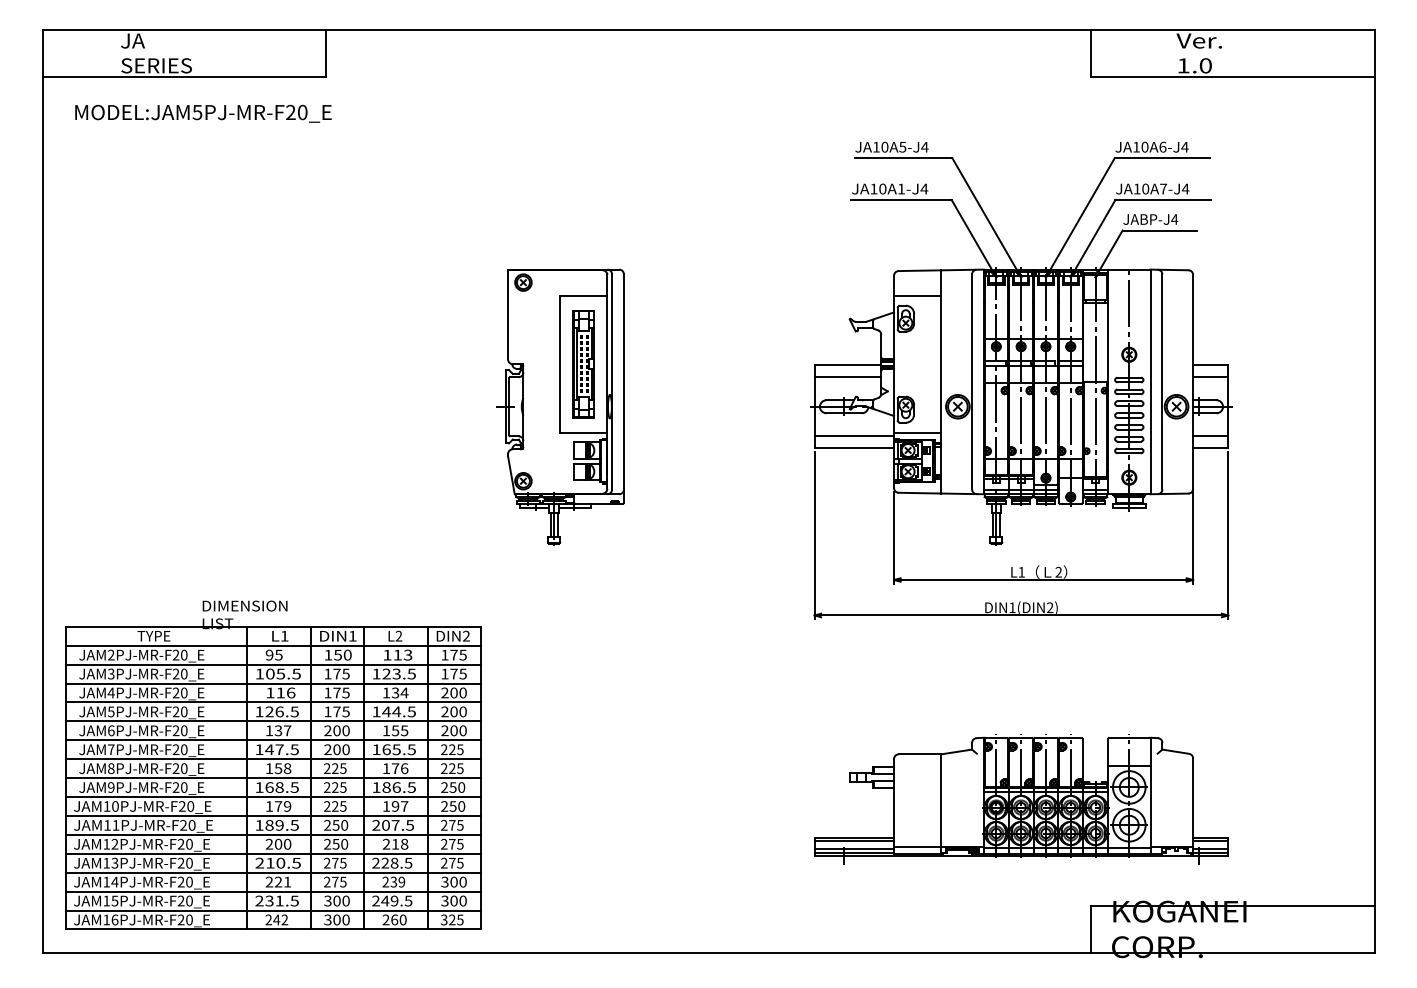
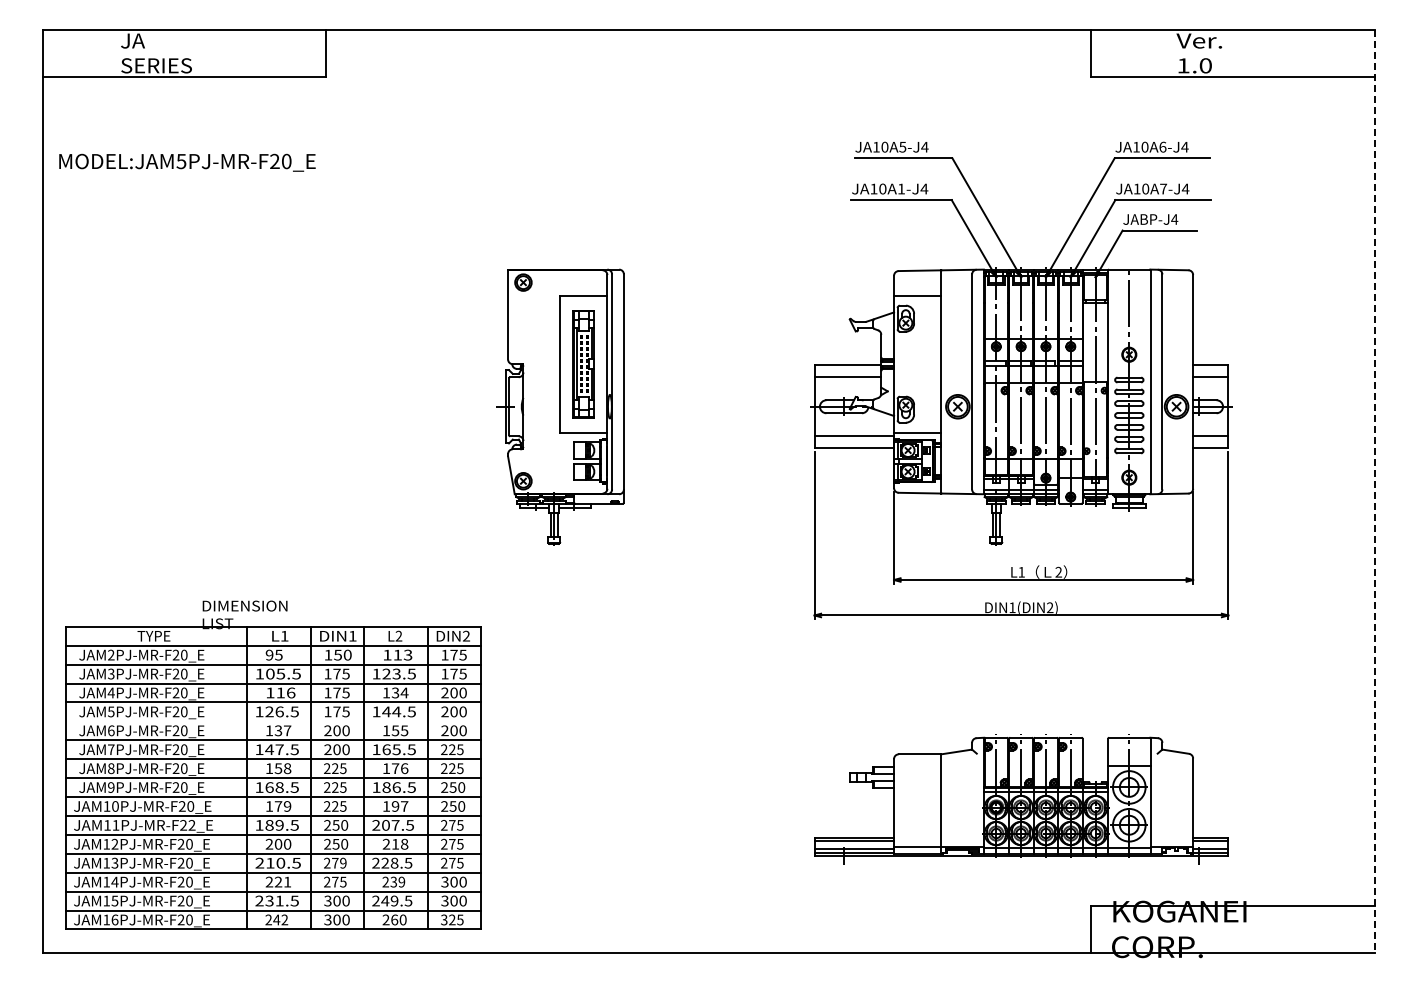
text position: (203, 113) -> (187, 162) (187, 162)
line: solid -> dashed (1374, 491)
line: present -> none (273, 721)
text: JAM11PJ-MR-F20_E -> JAM11PJ-MR-F22_E (191, 825)
text: 275 -> 279 (343, 862)
